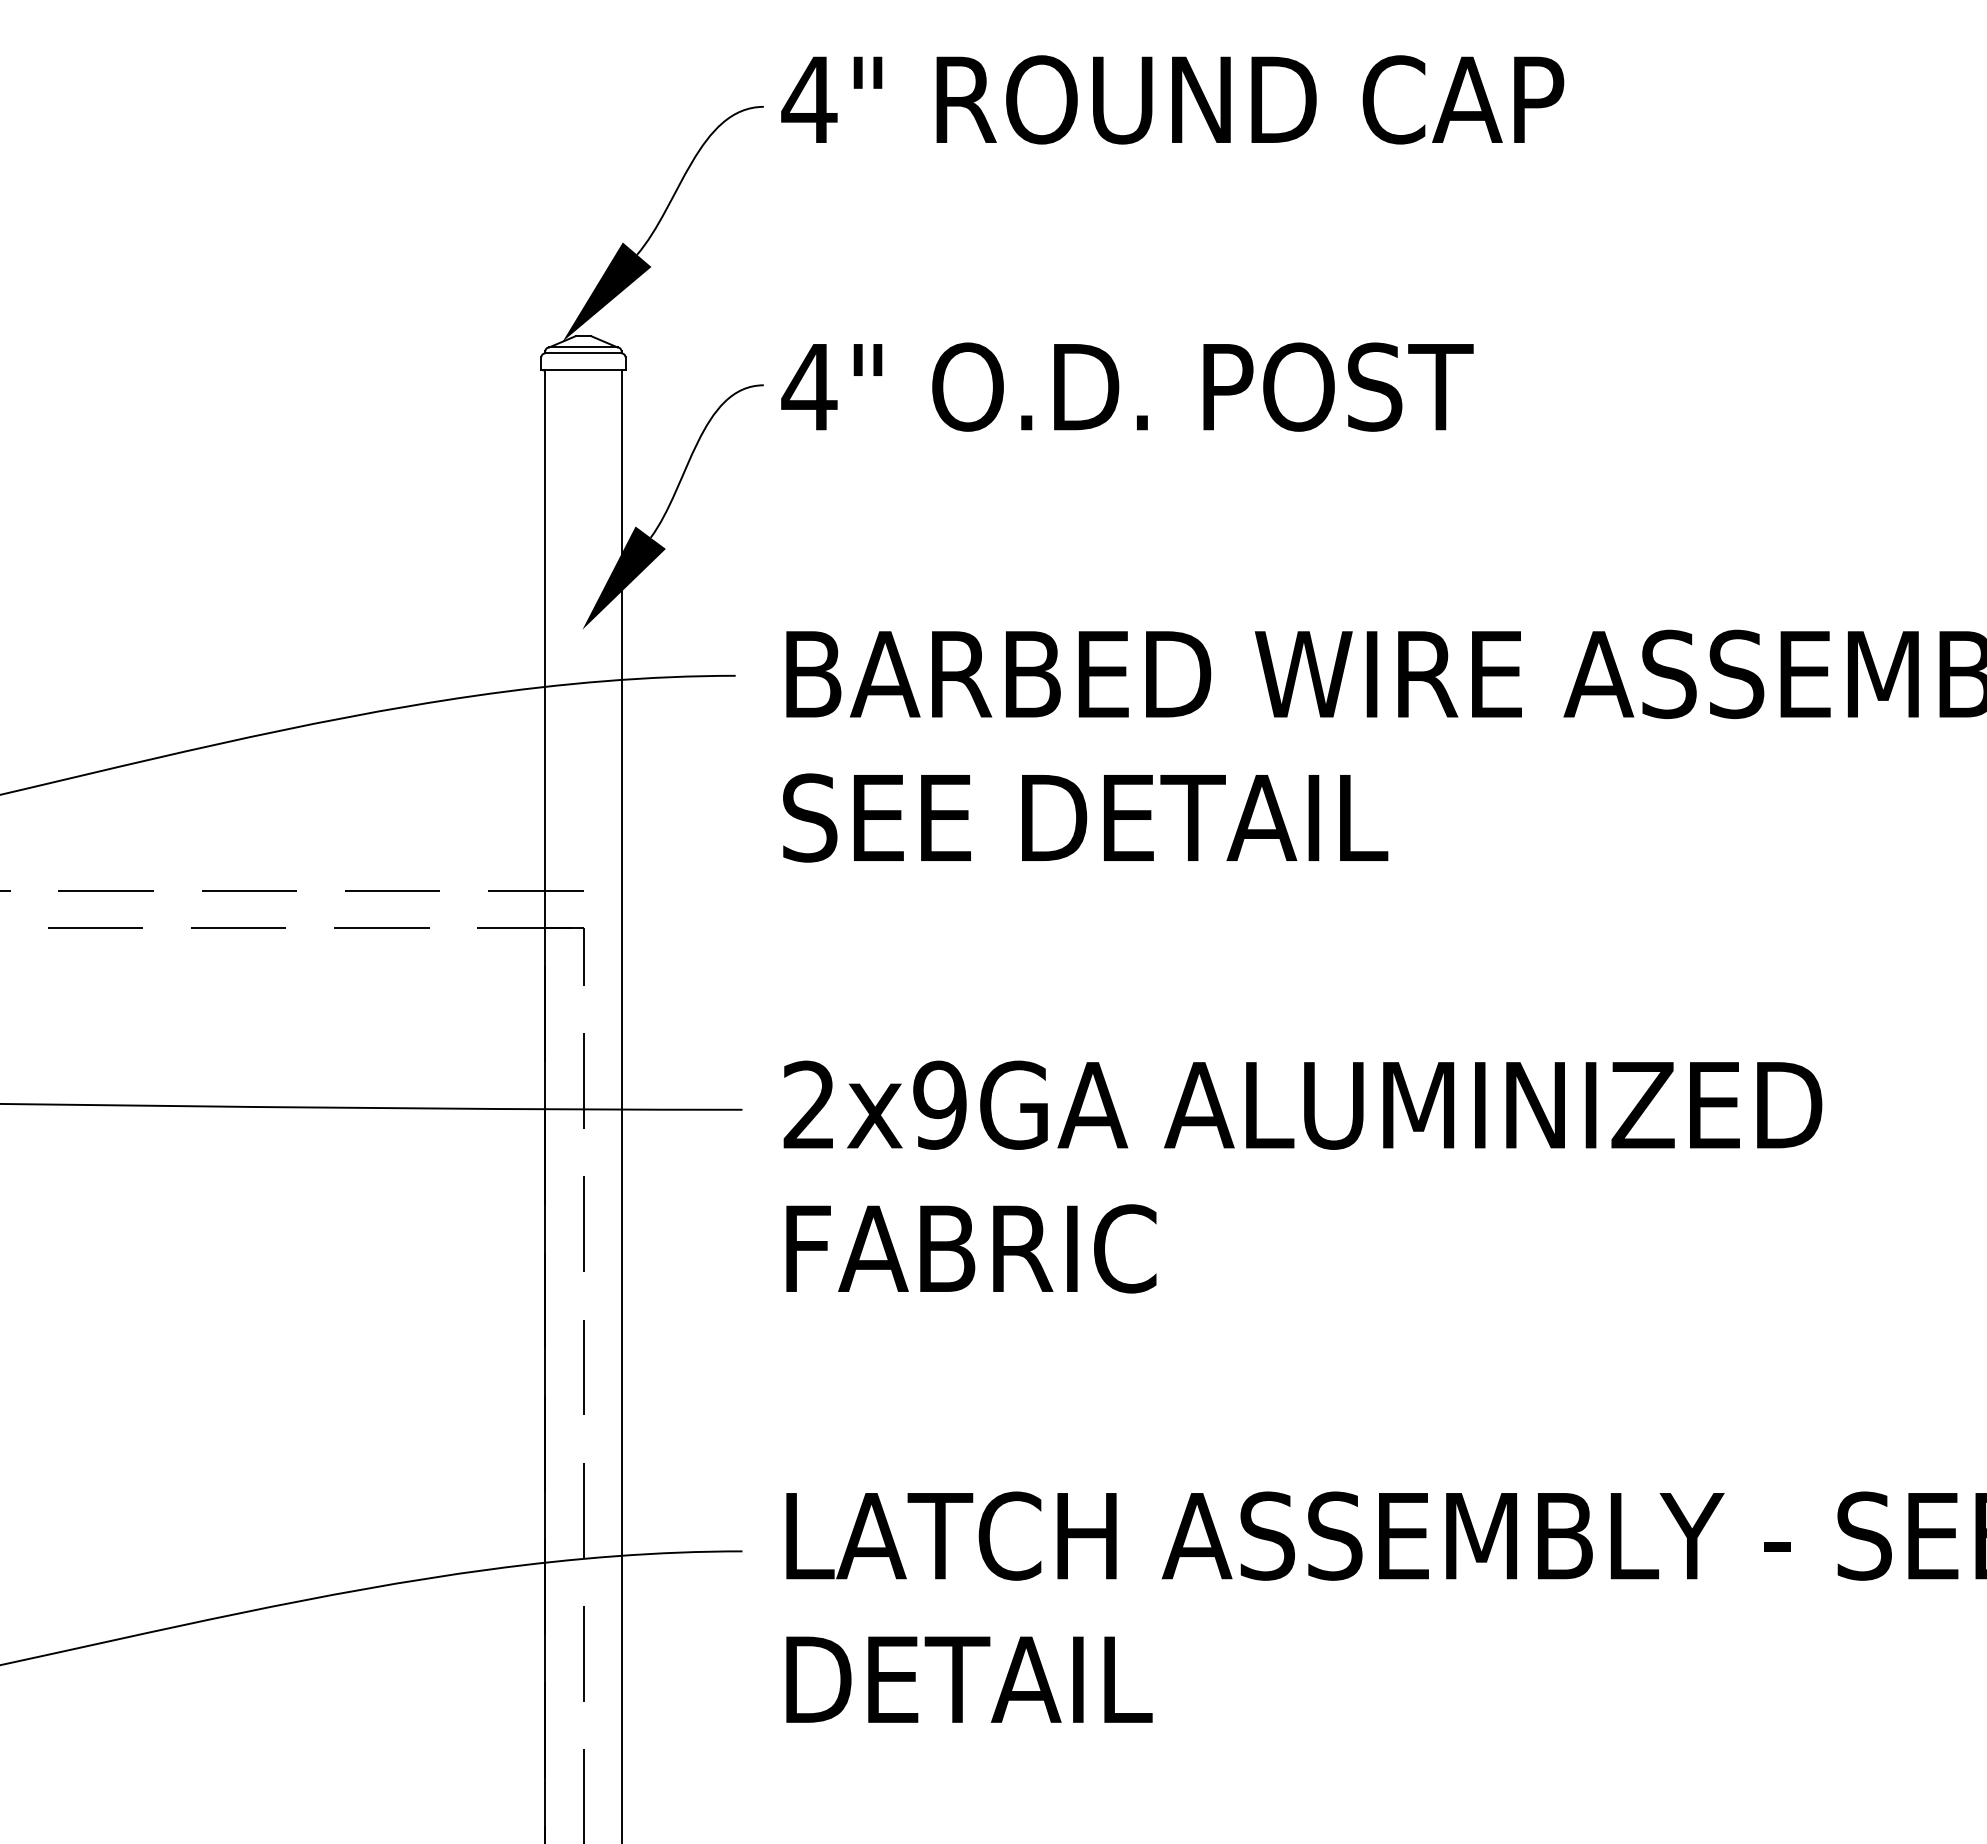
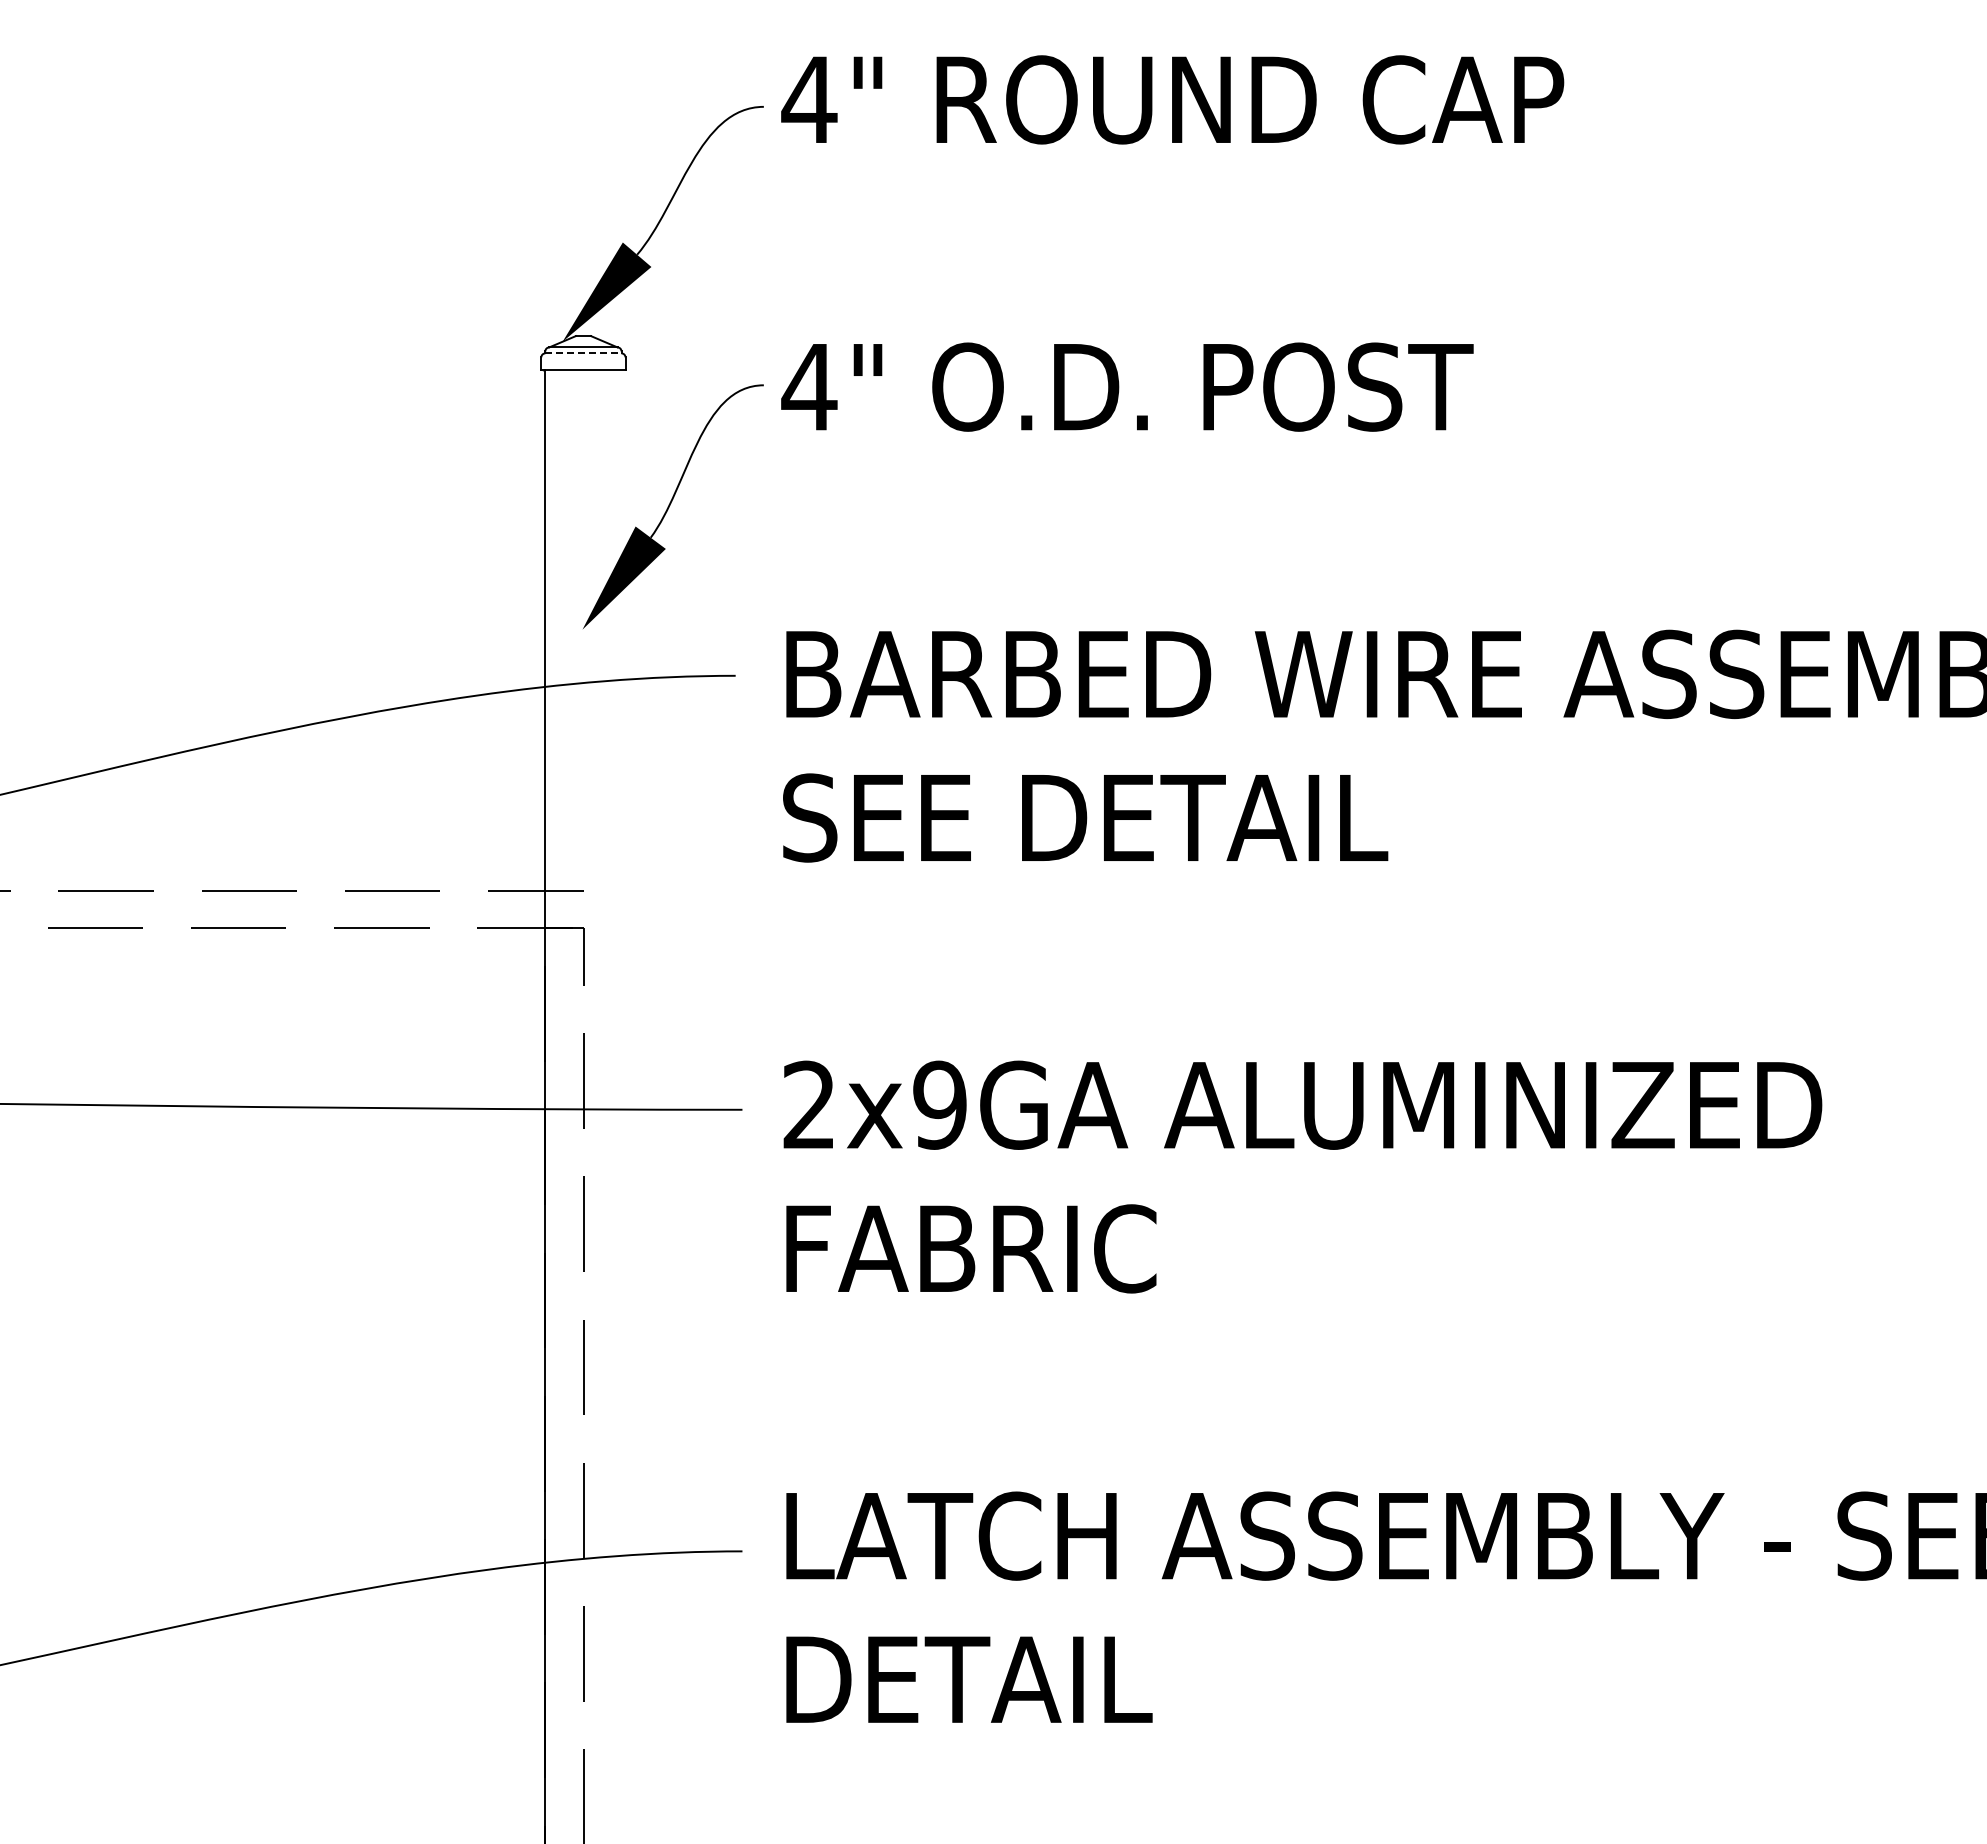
line: solid -> dashed (583, 353)
line: present -> none (621, 1104)
